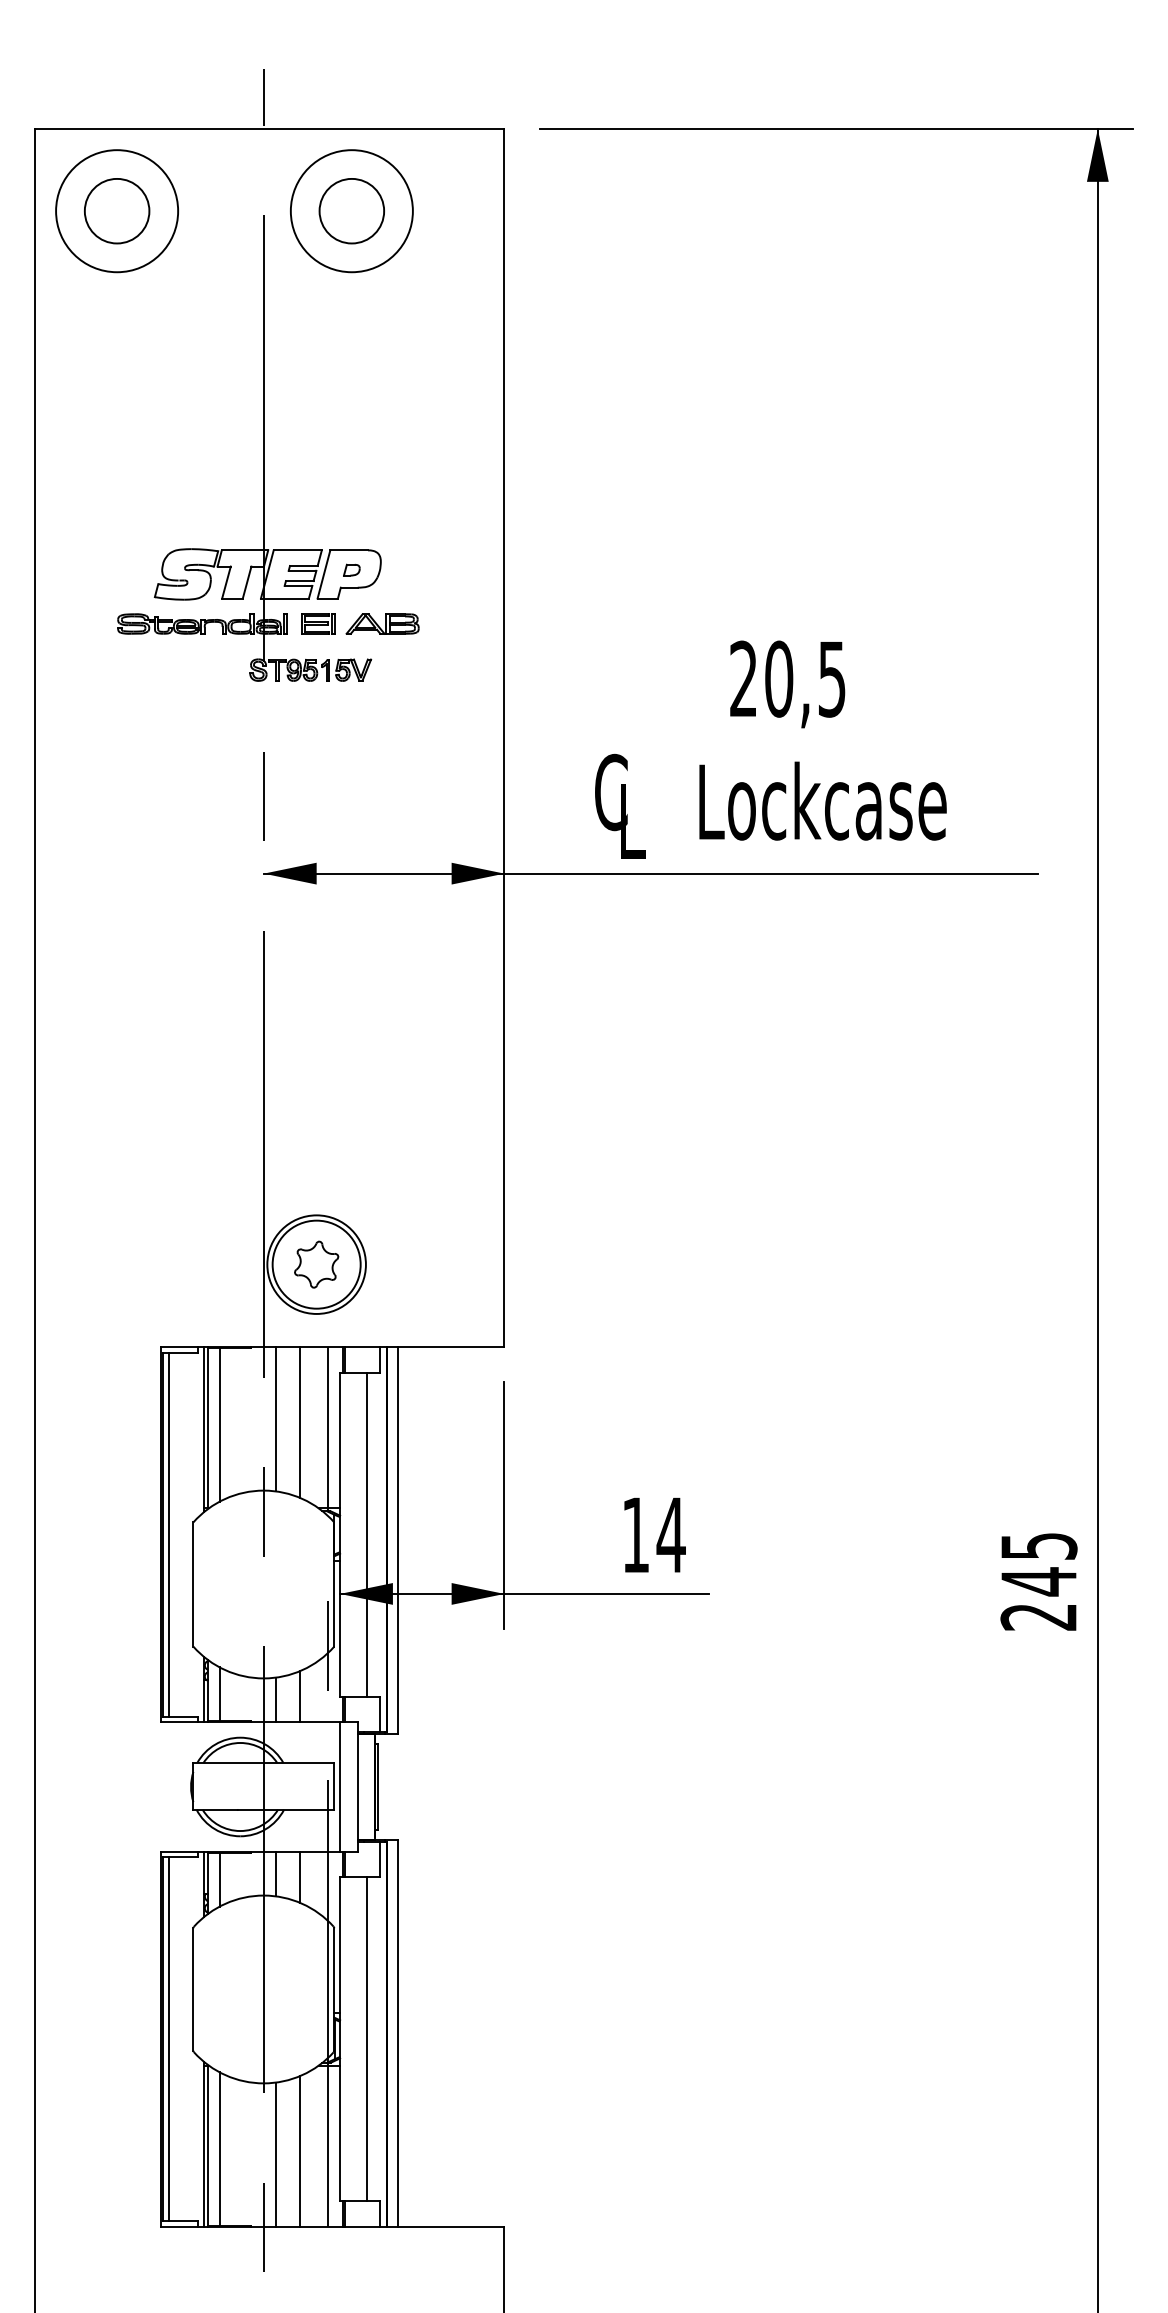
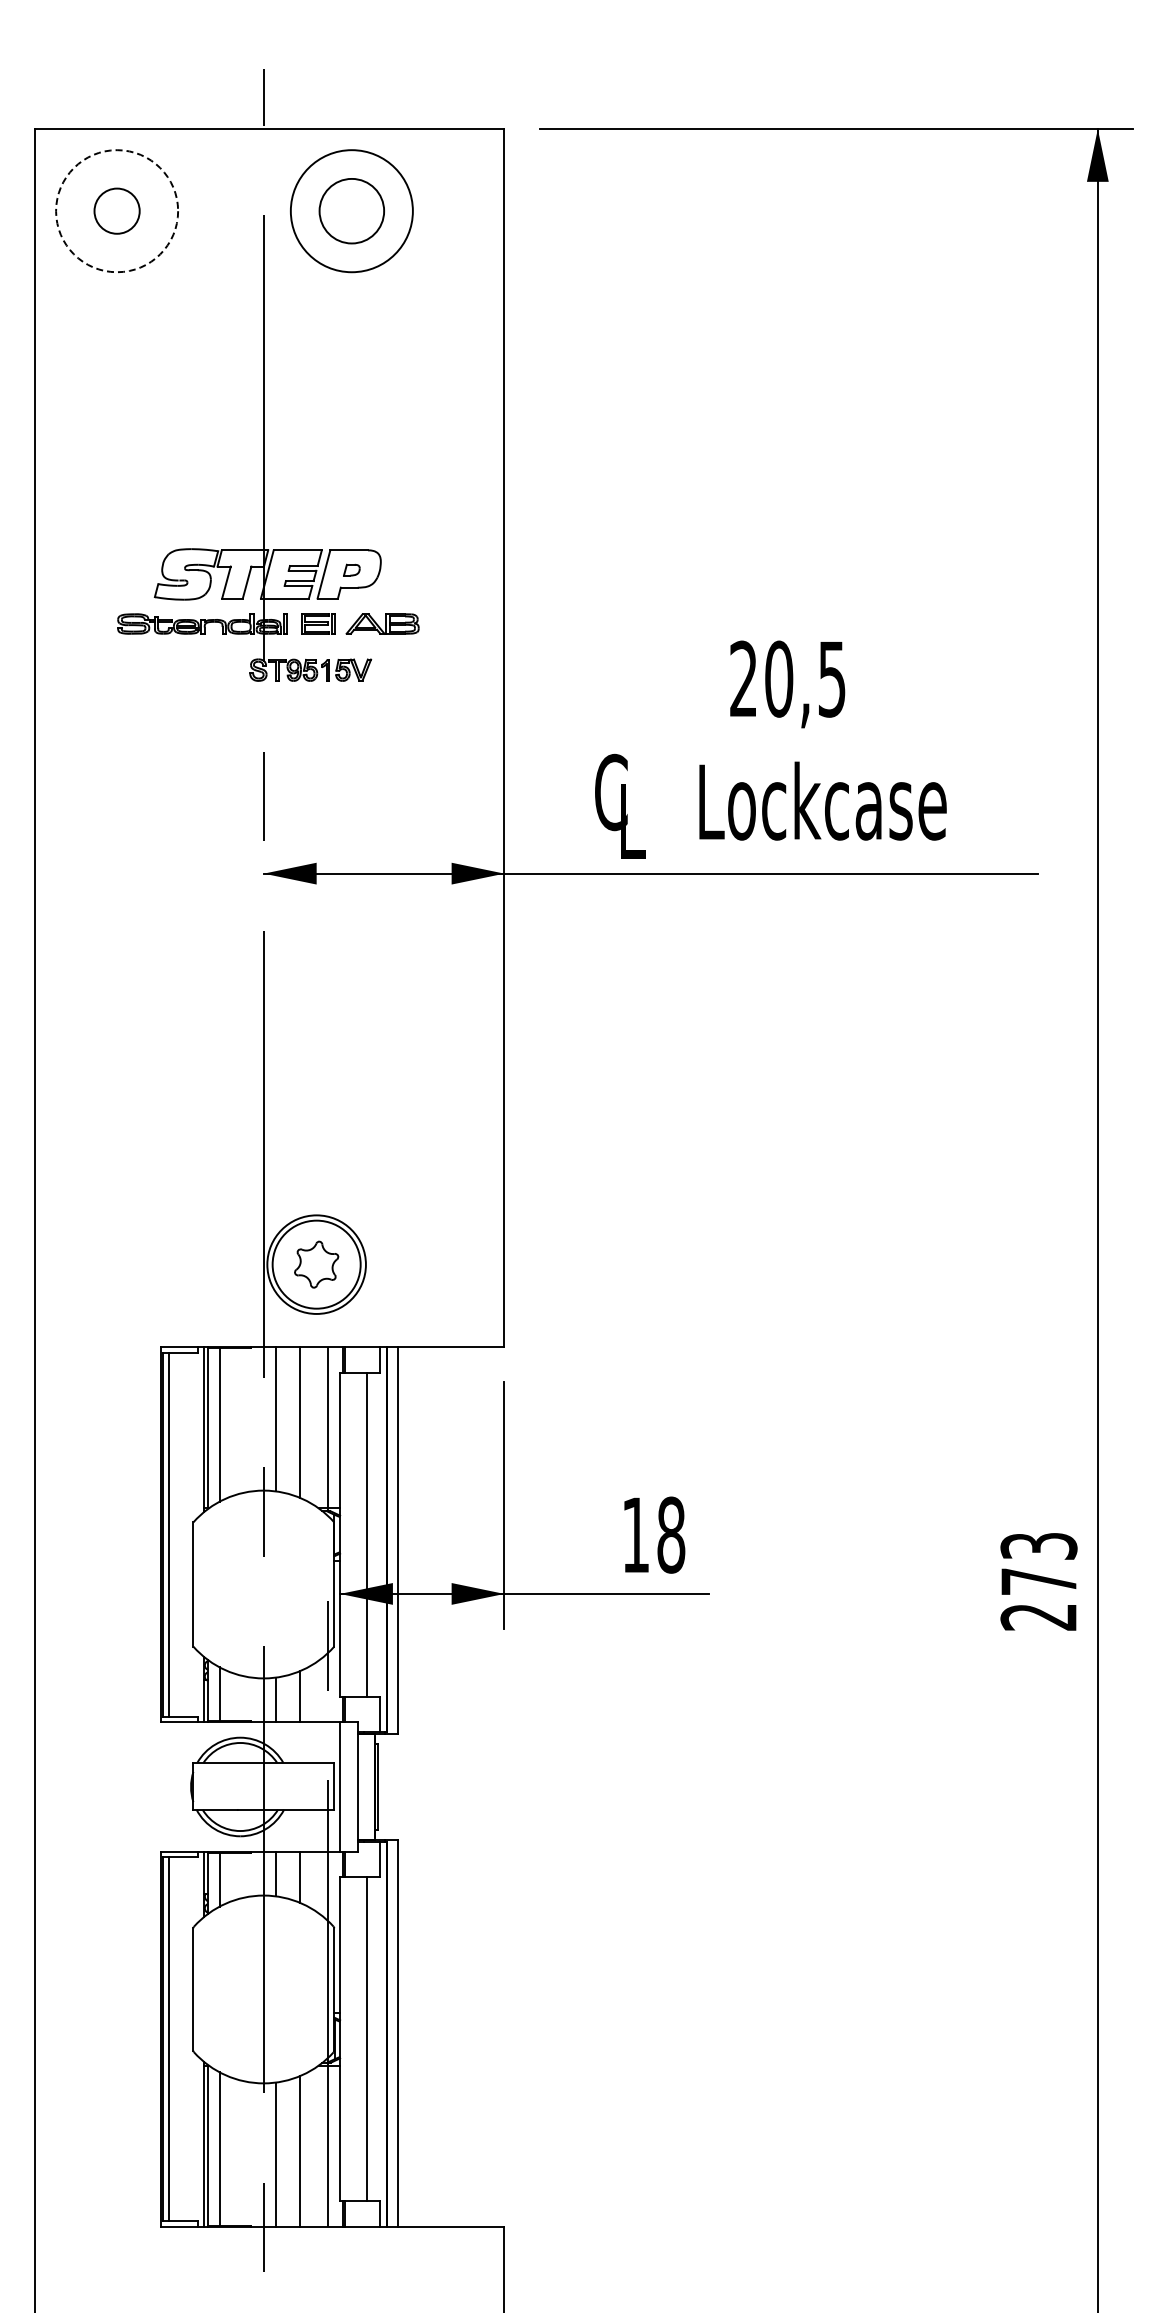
circle diameter: 65 px -> 45 px (116, 210)
circle: solid -> dashed (117, 211)
text: 14 -> 18 (670, 1534)
text: 245 -> 273 (1038, 1564)
